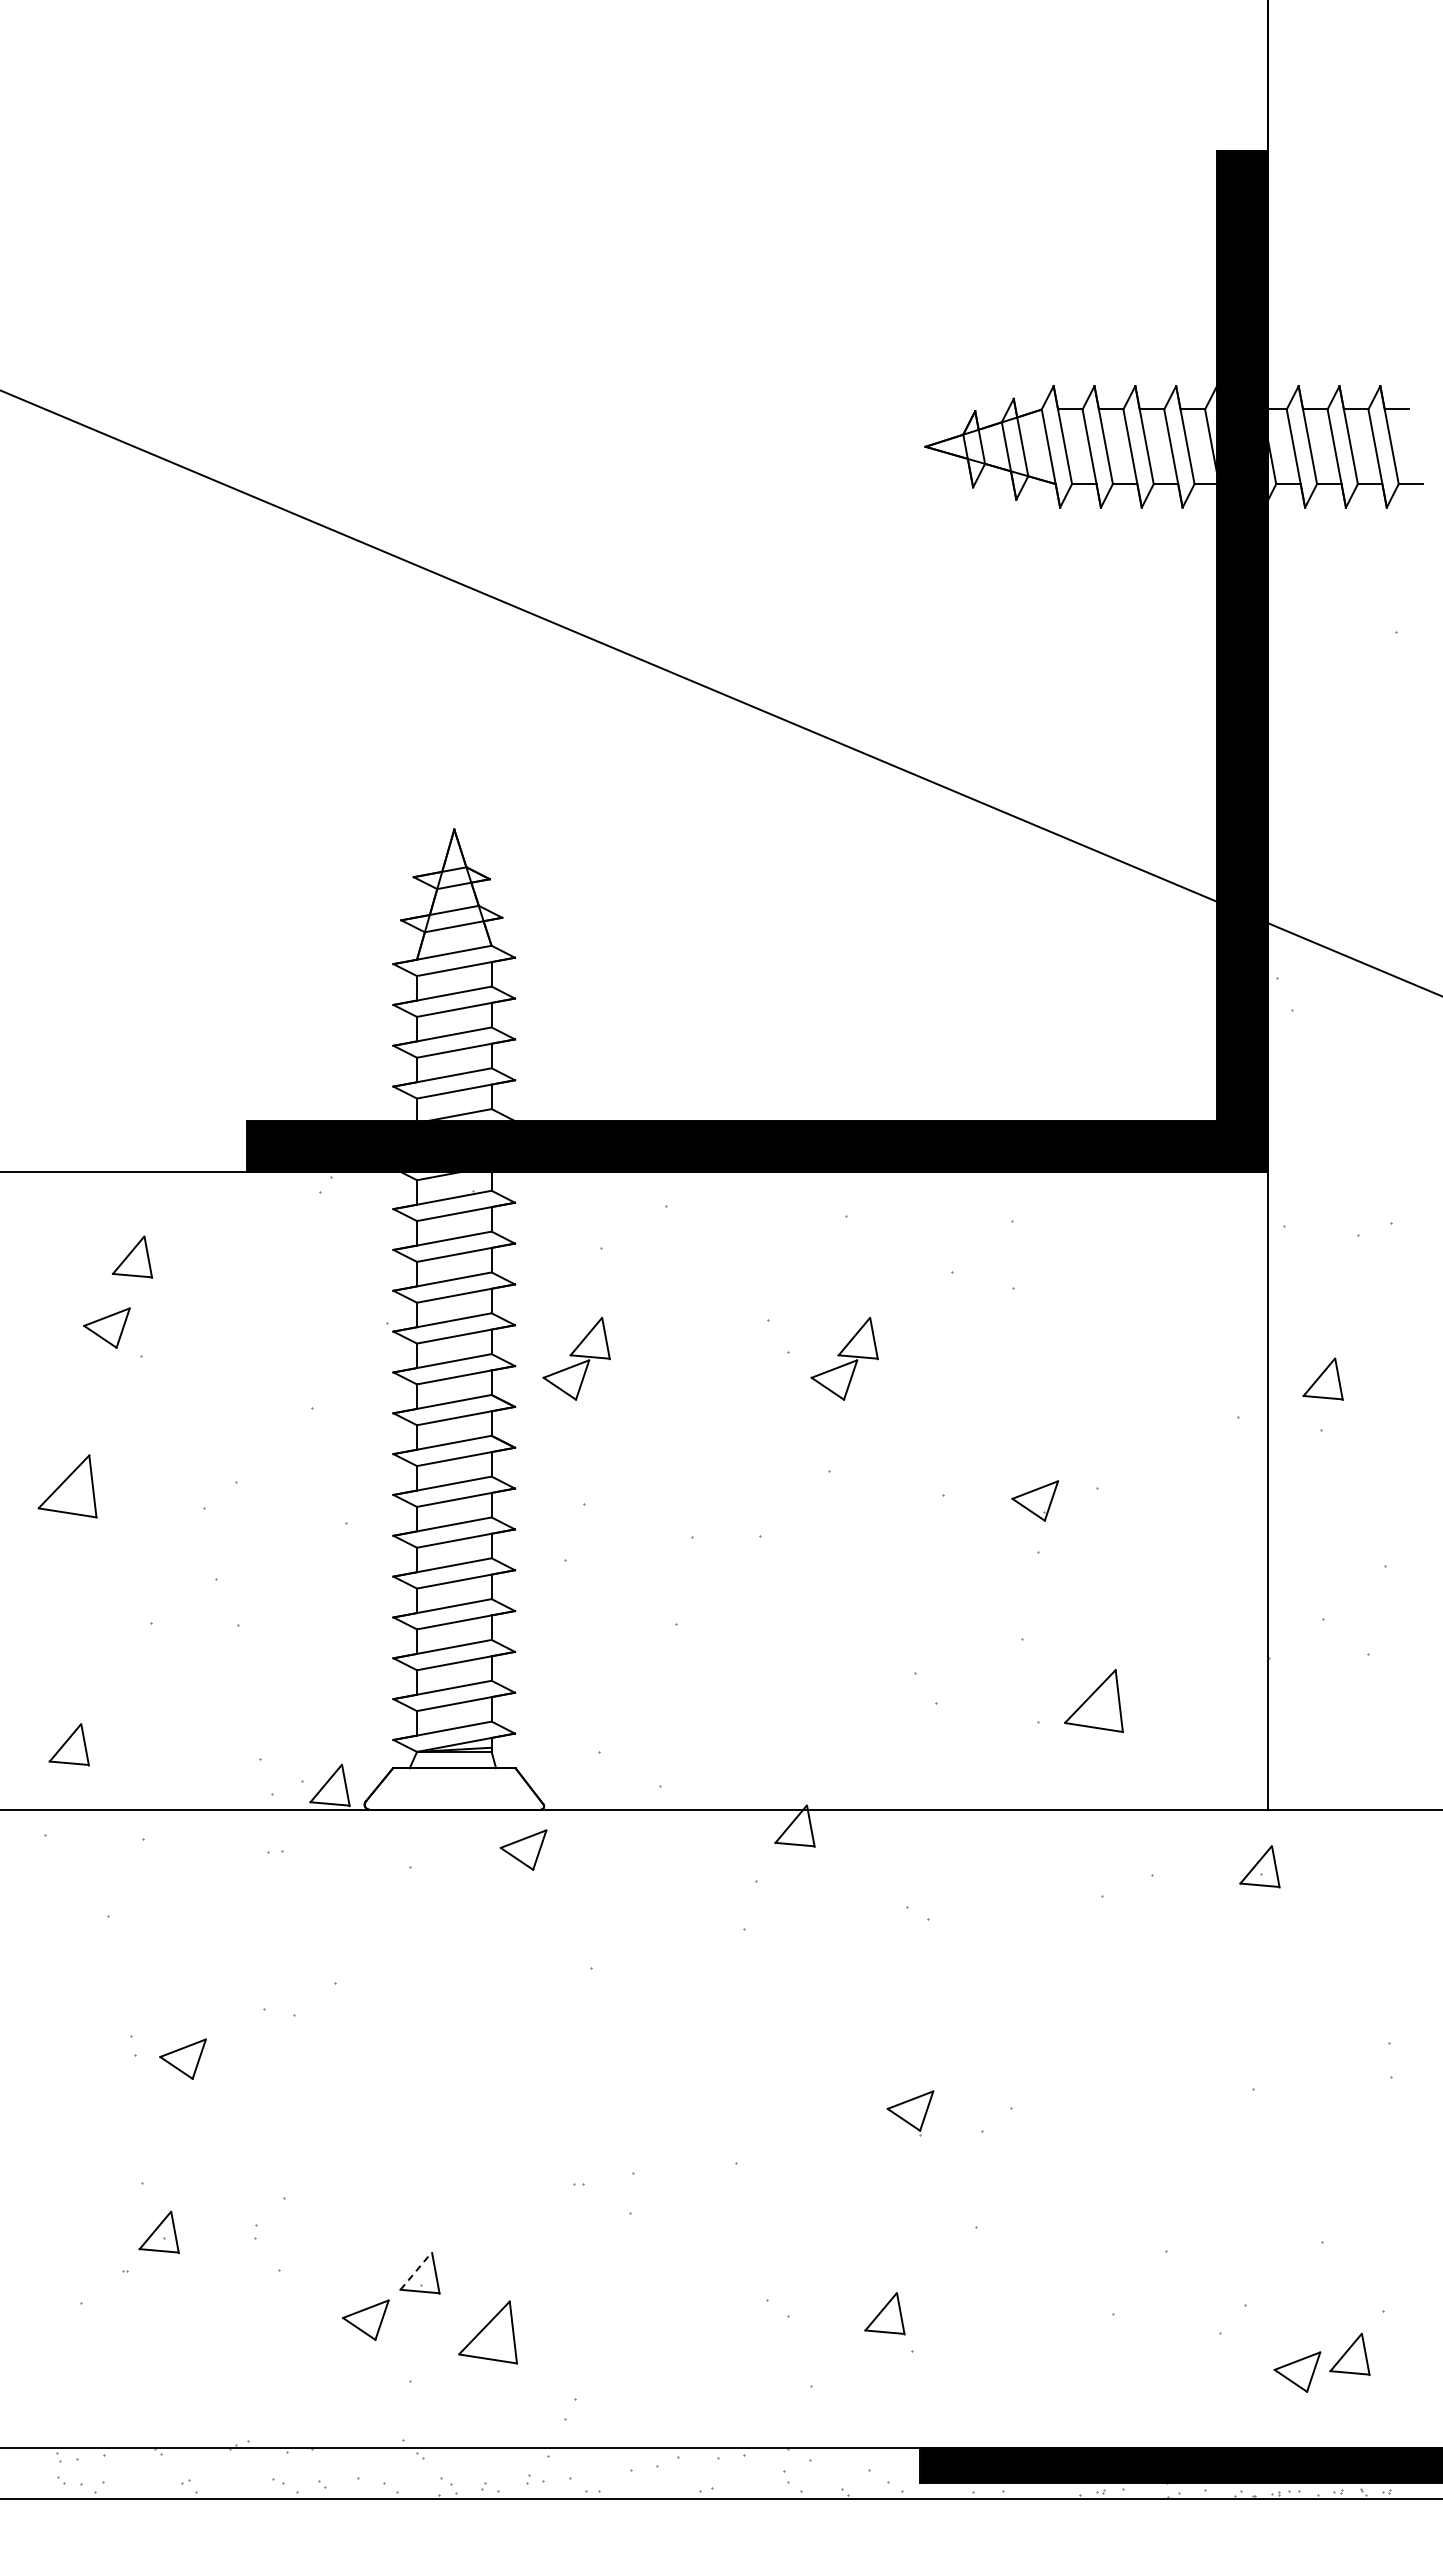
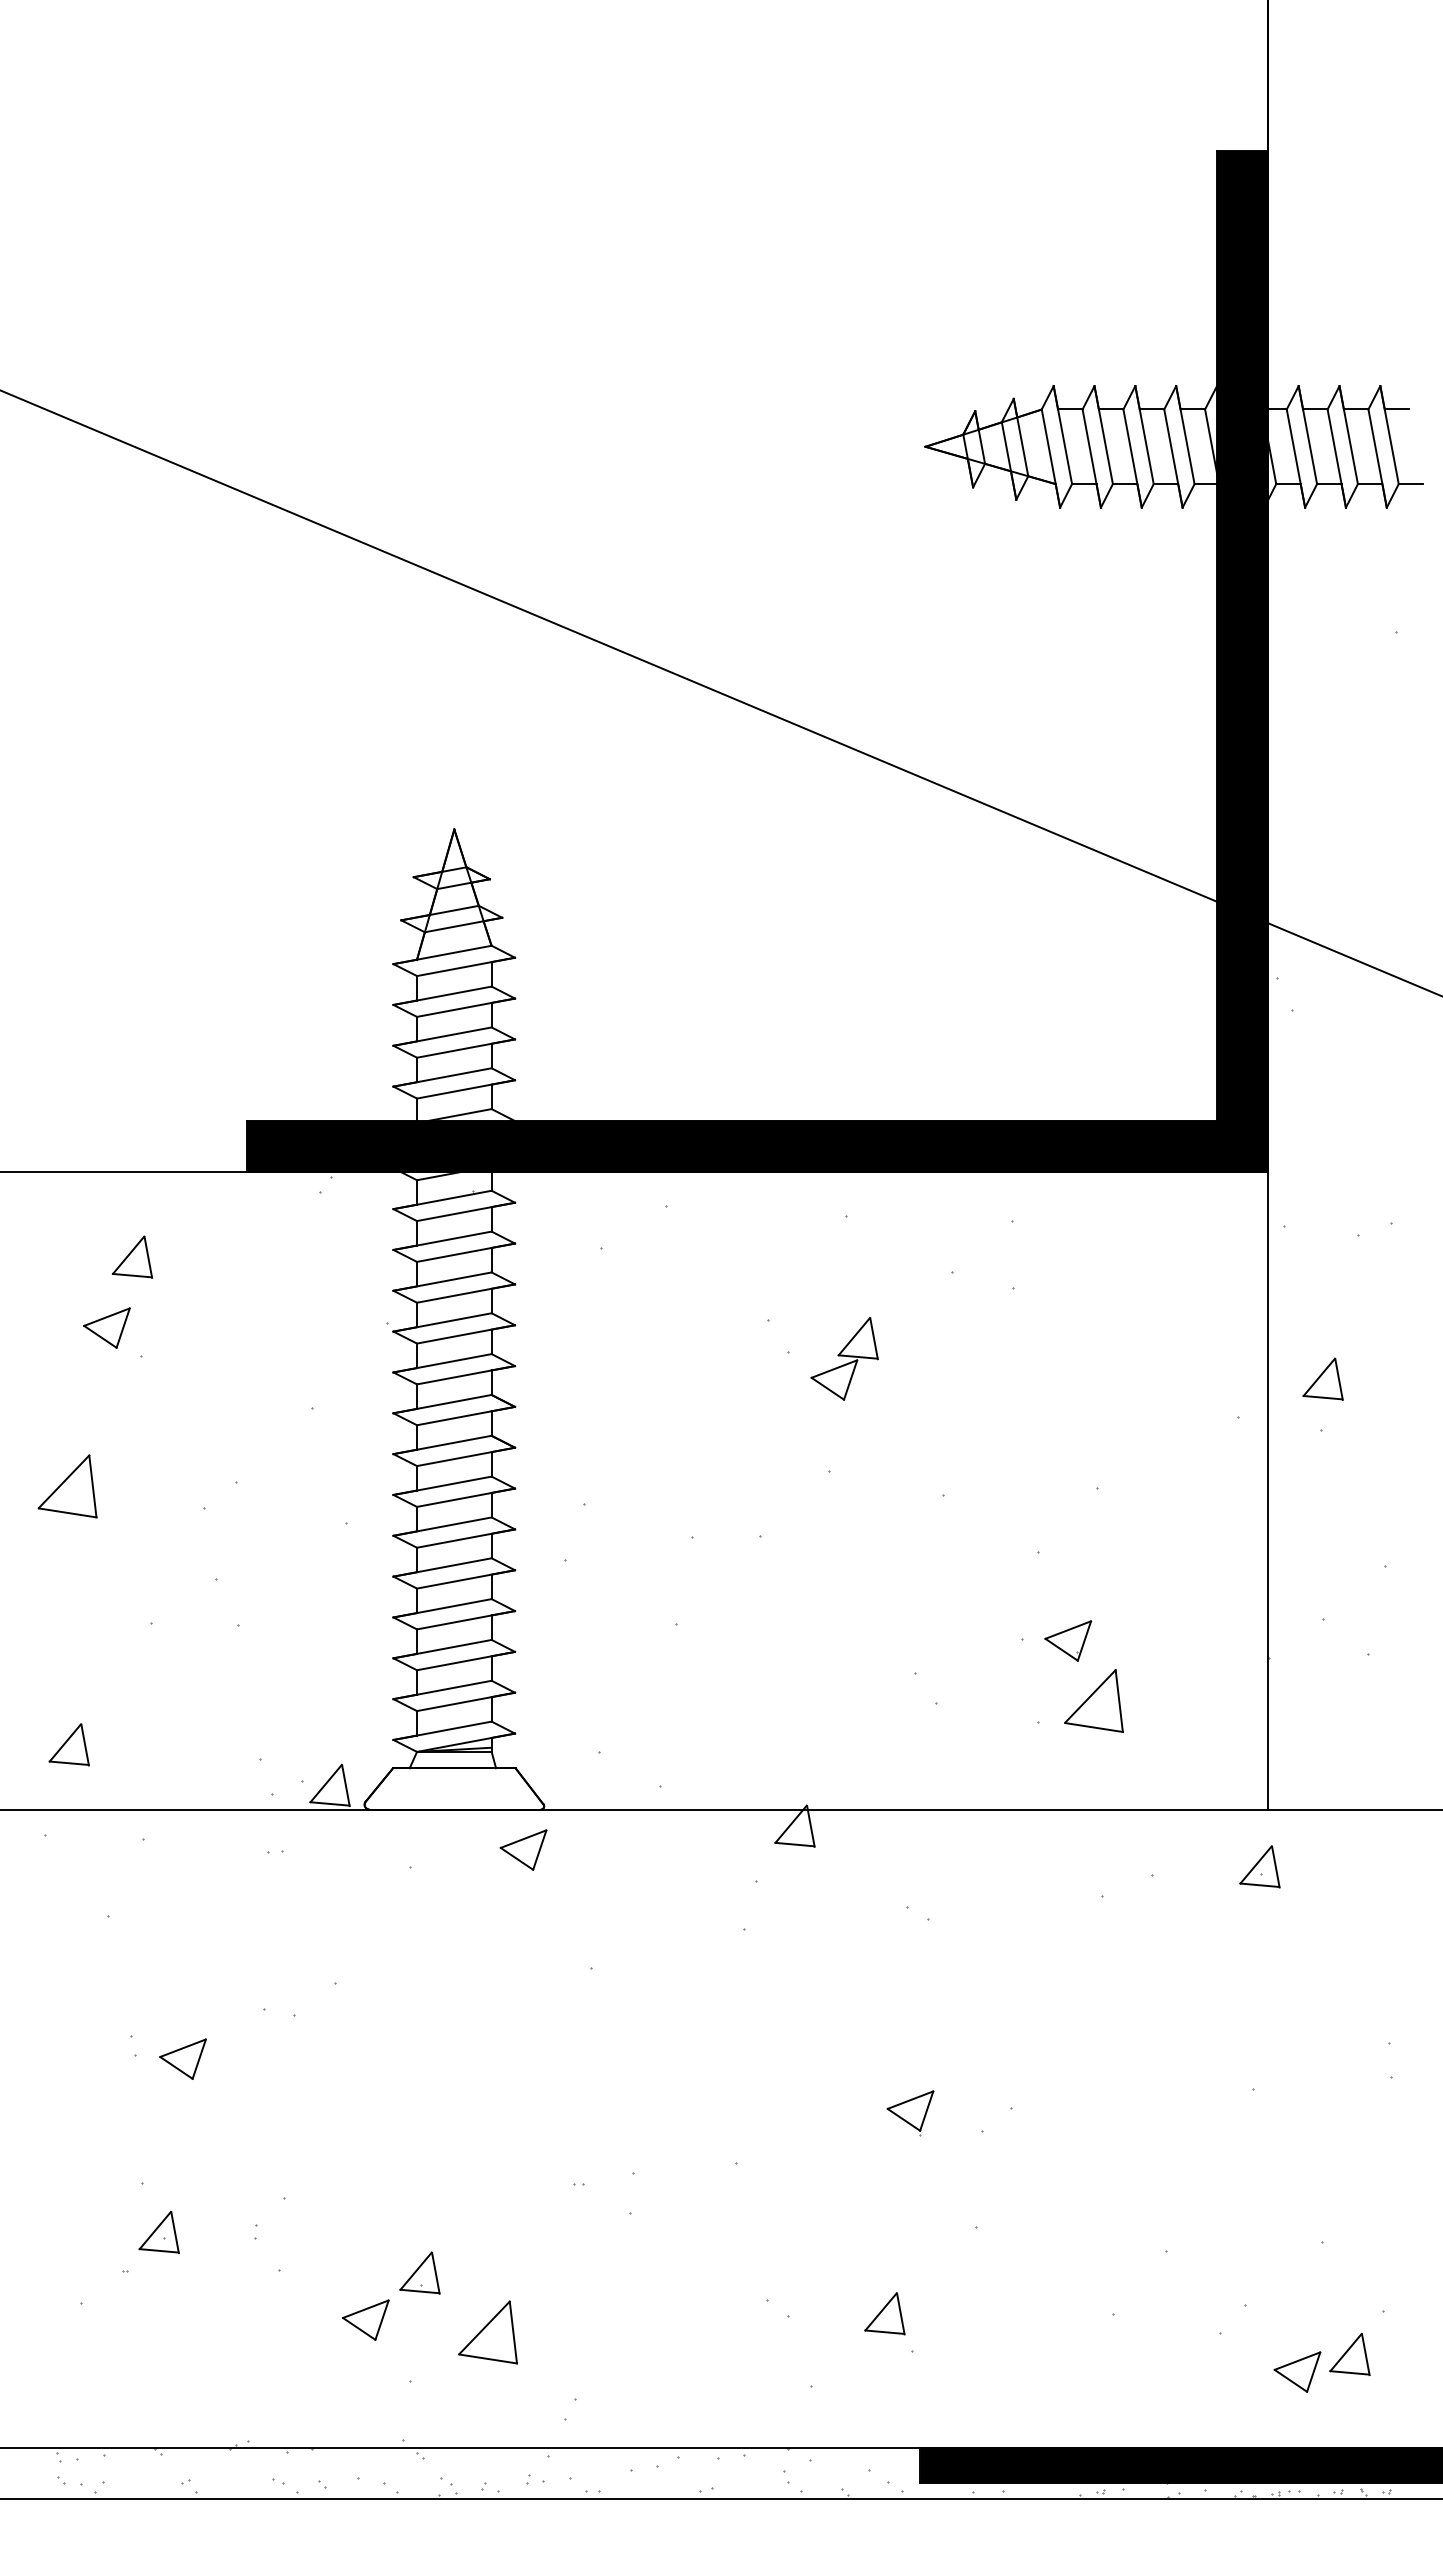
part: present -> none (576, 1358)
part position: (1034, 1500) -> (1067, 1640) (1067, 1640)
line: dashed -> solid (416, 2270)
